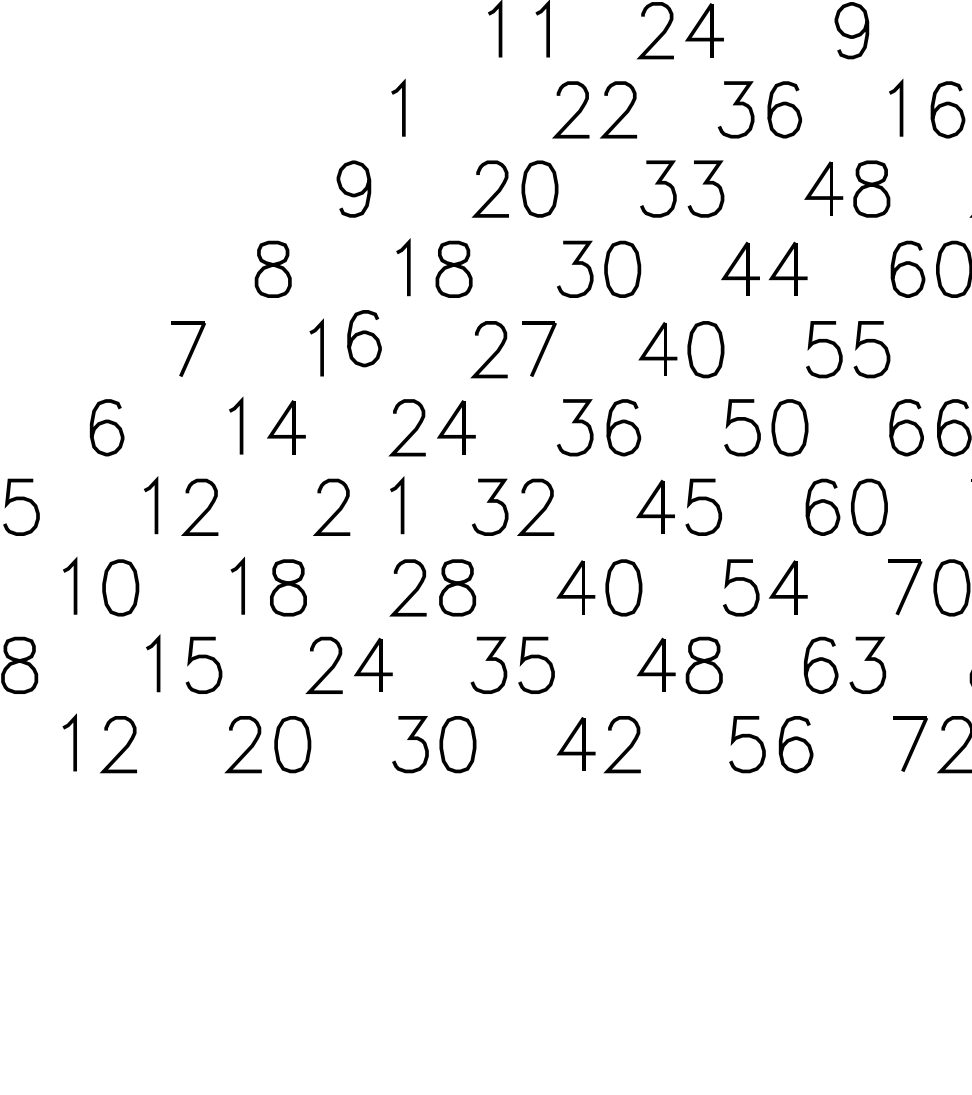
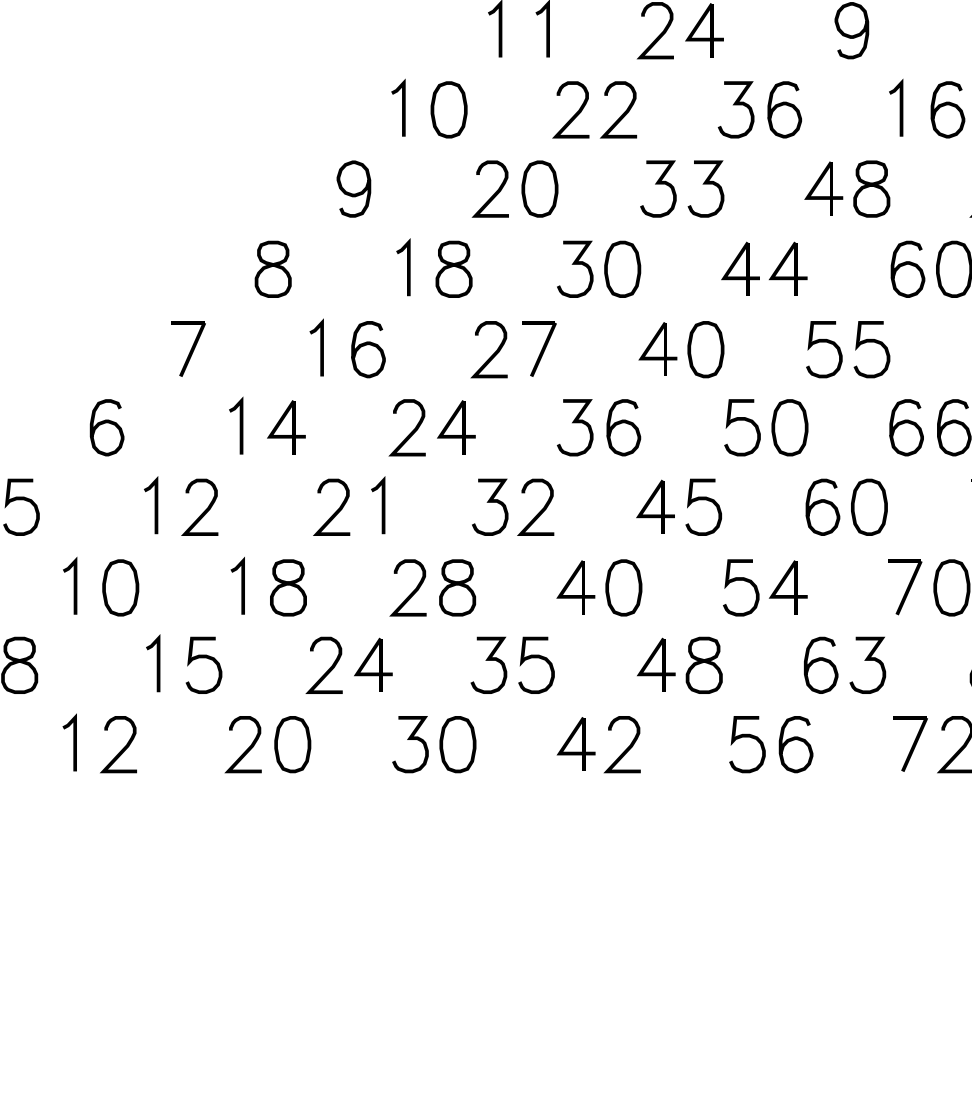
part: none -> present (448, 109)
curve position: (364, 334) -> (368, 345) (368, 345)
line position: (400, 505) -> (381, 505) (381, 505)
